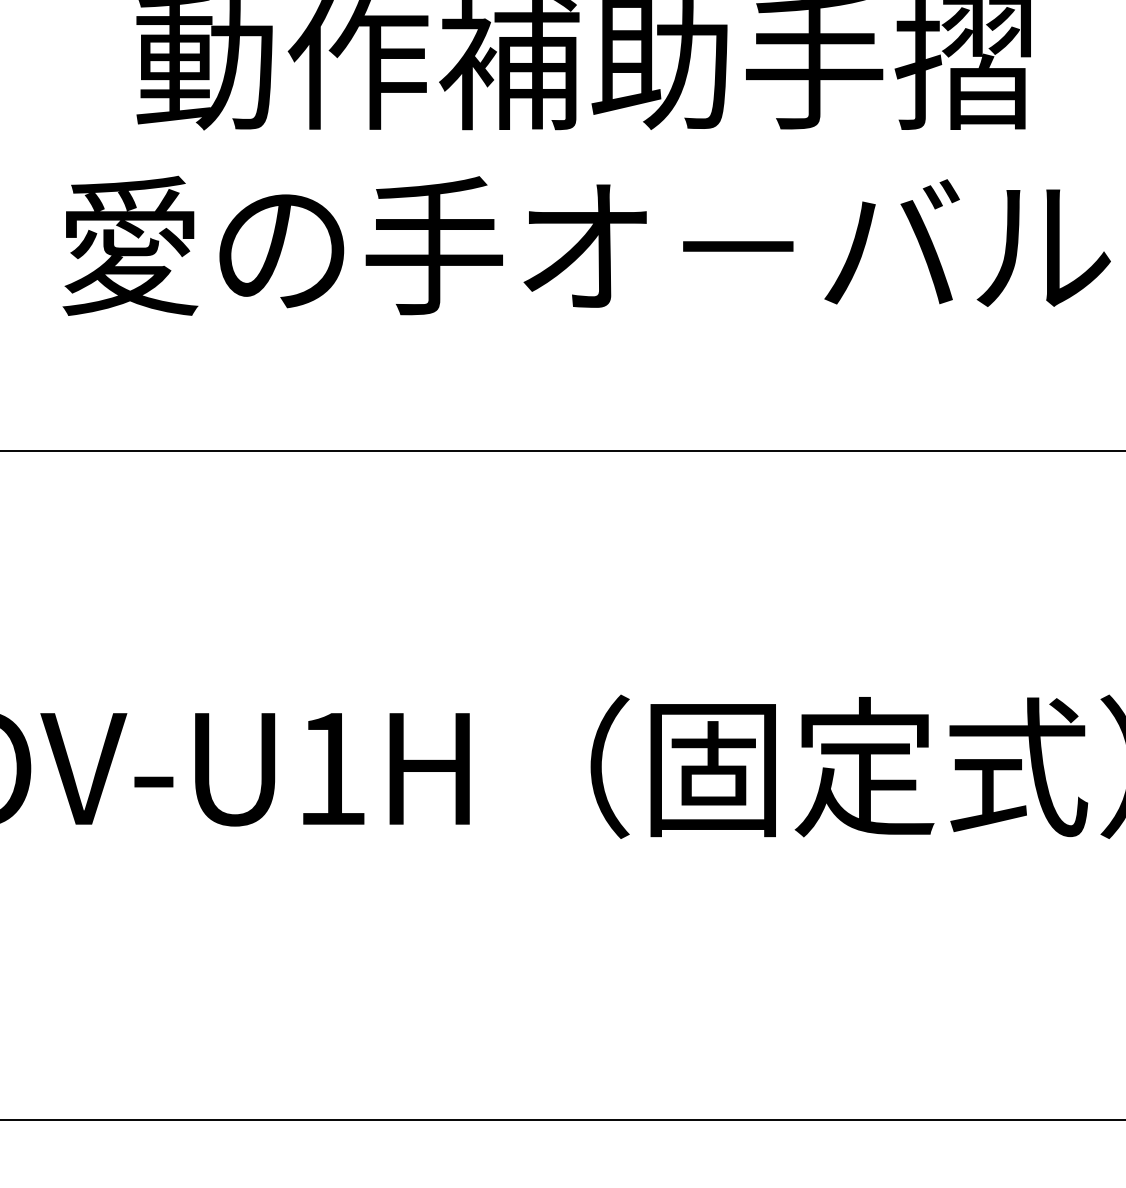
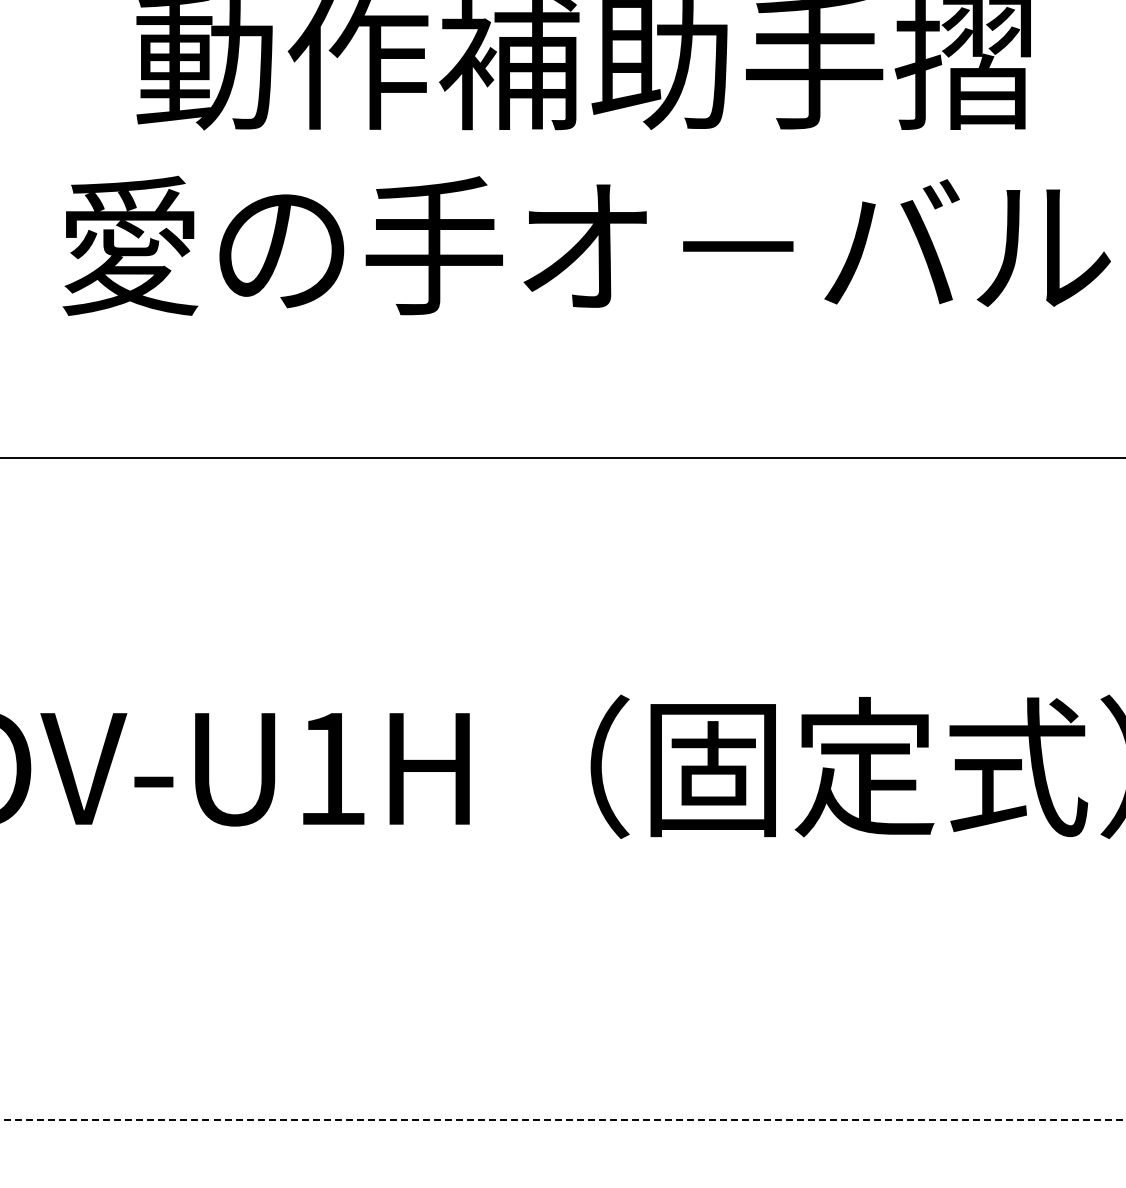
line position: (562, 450) -> (562, 457) (562, 457)
line: solid -> dashed (563, 1119)
